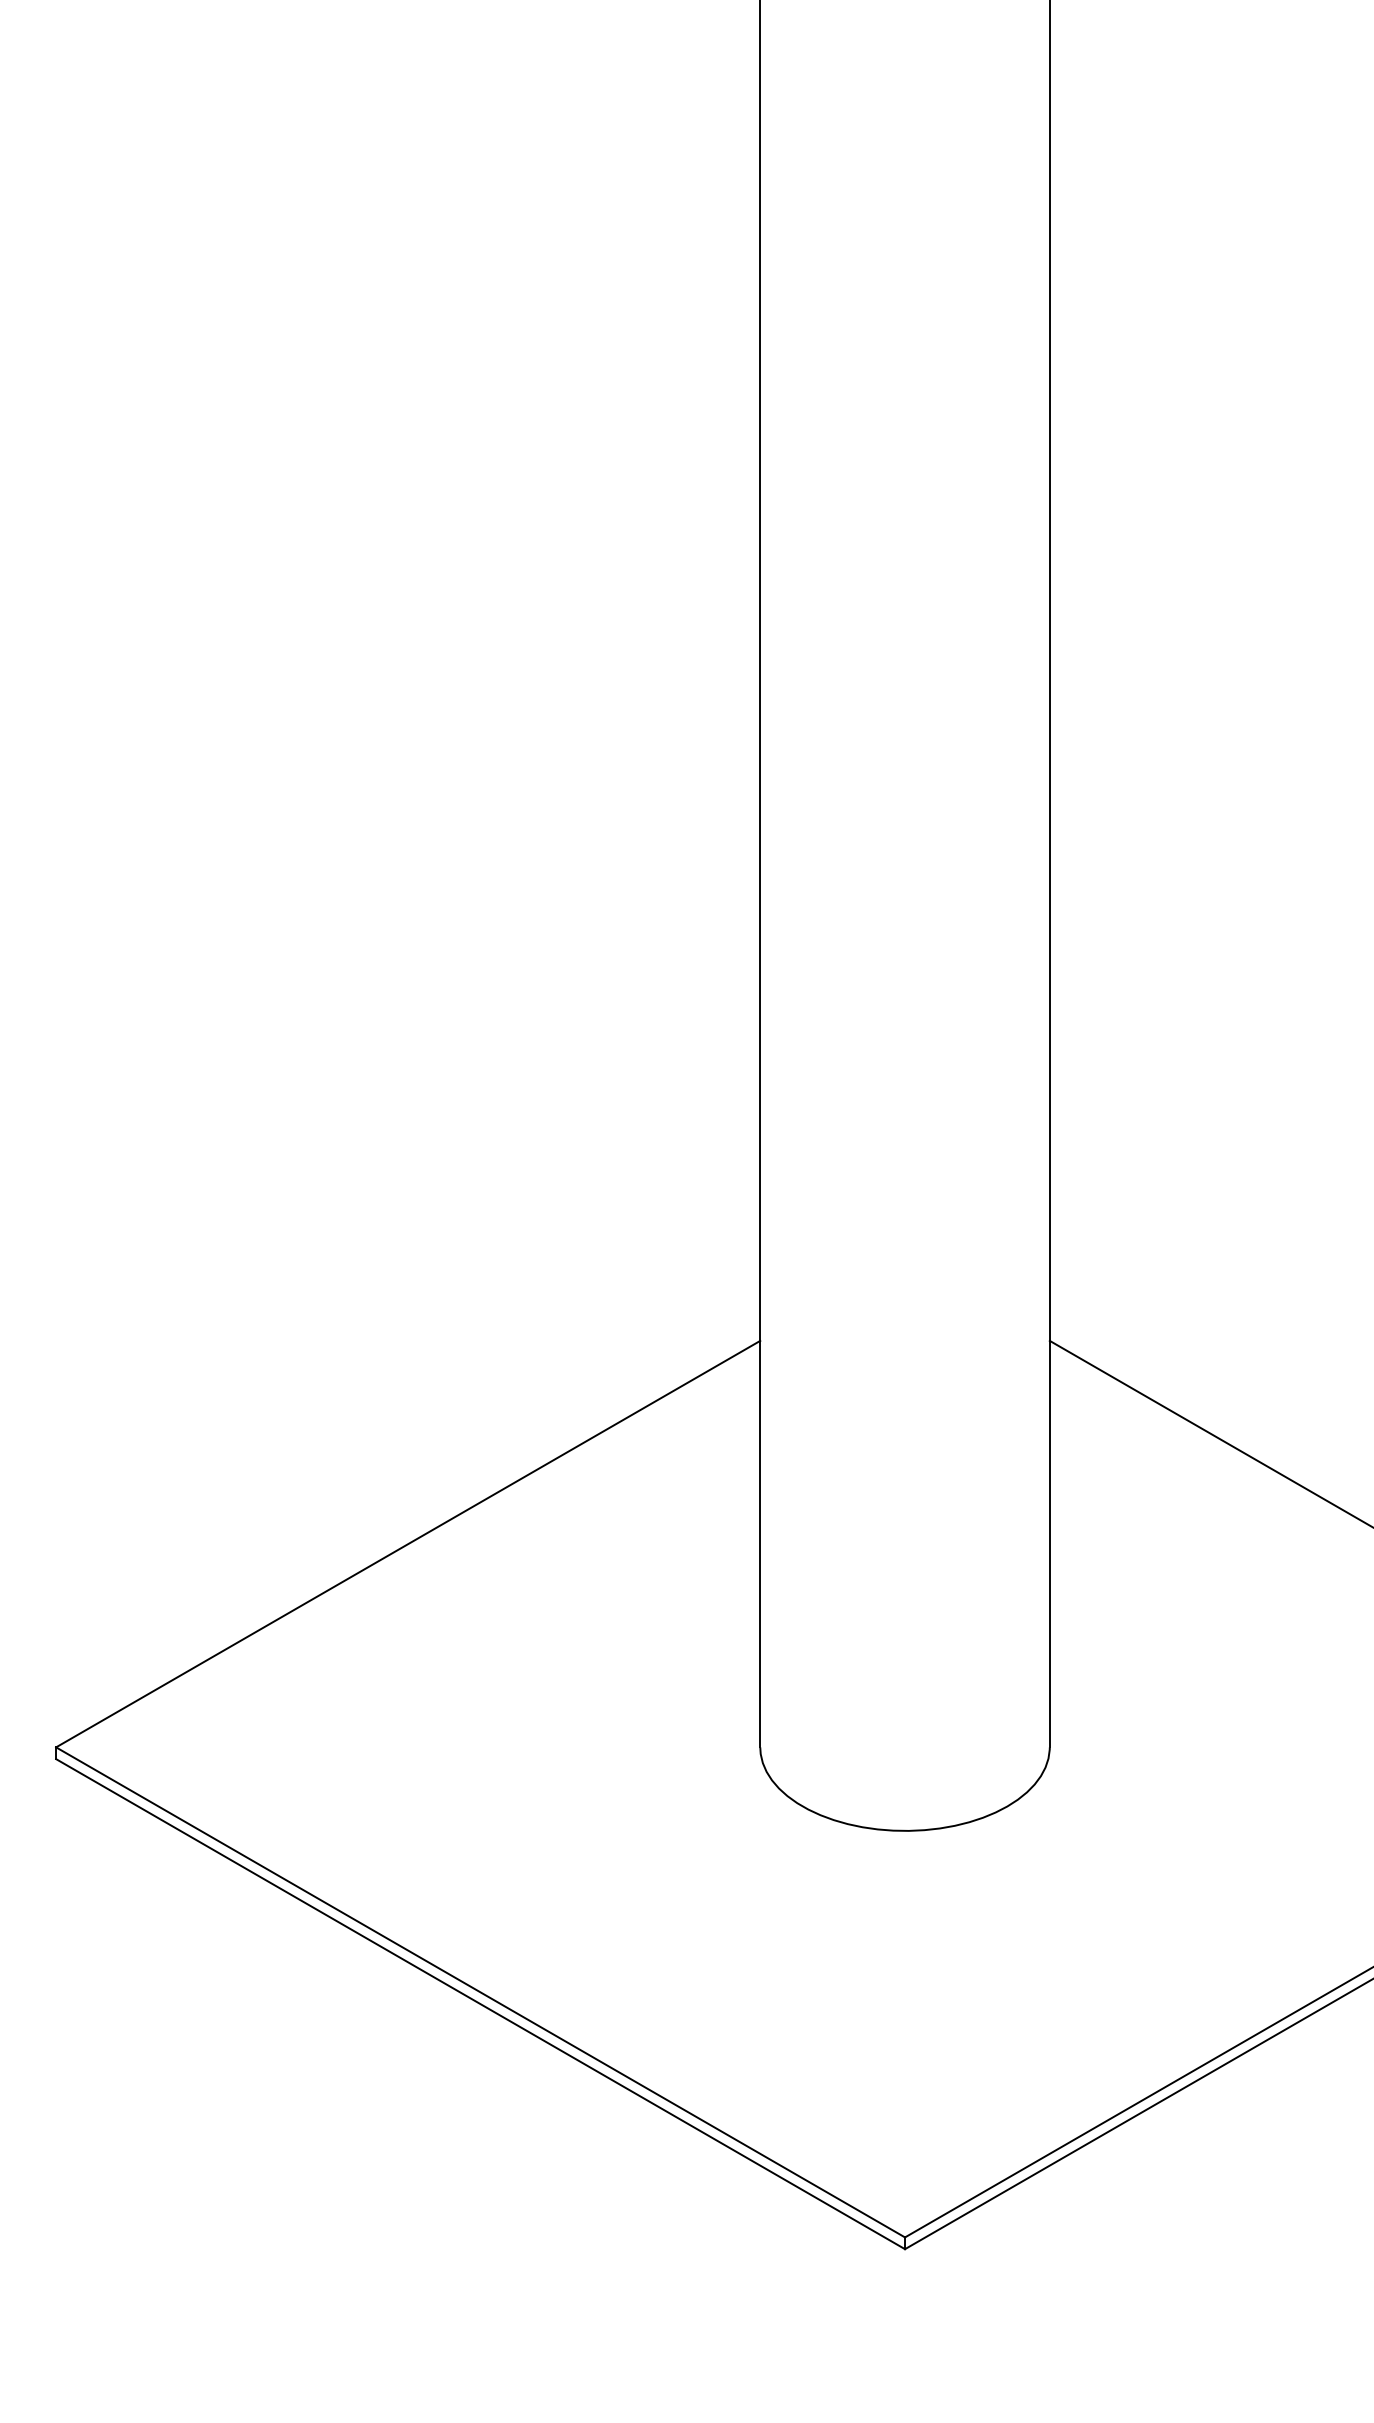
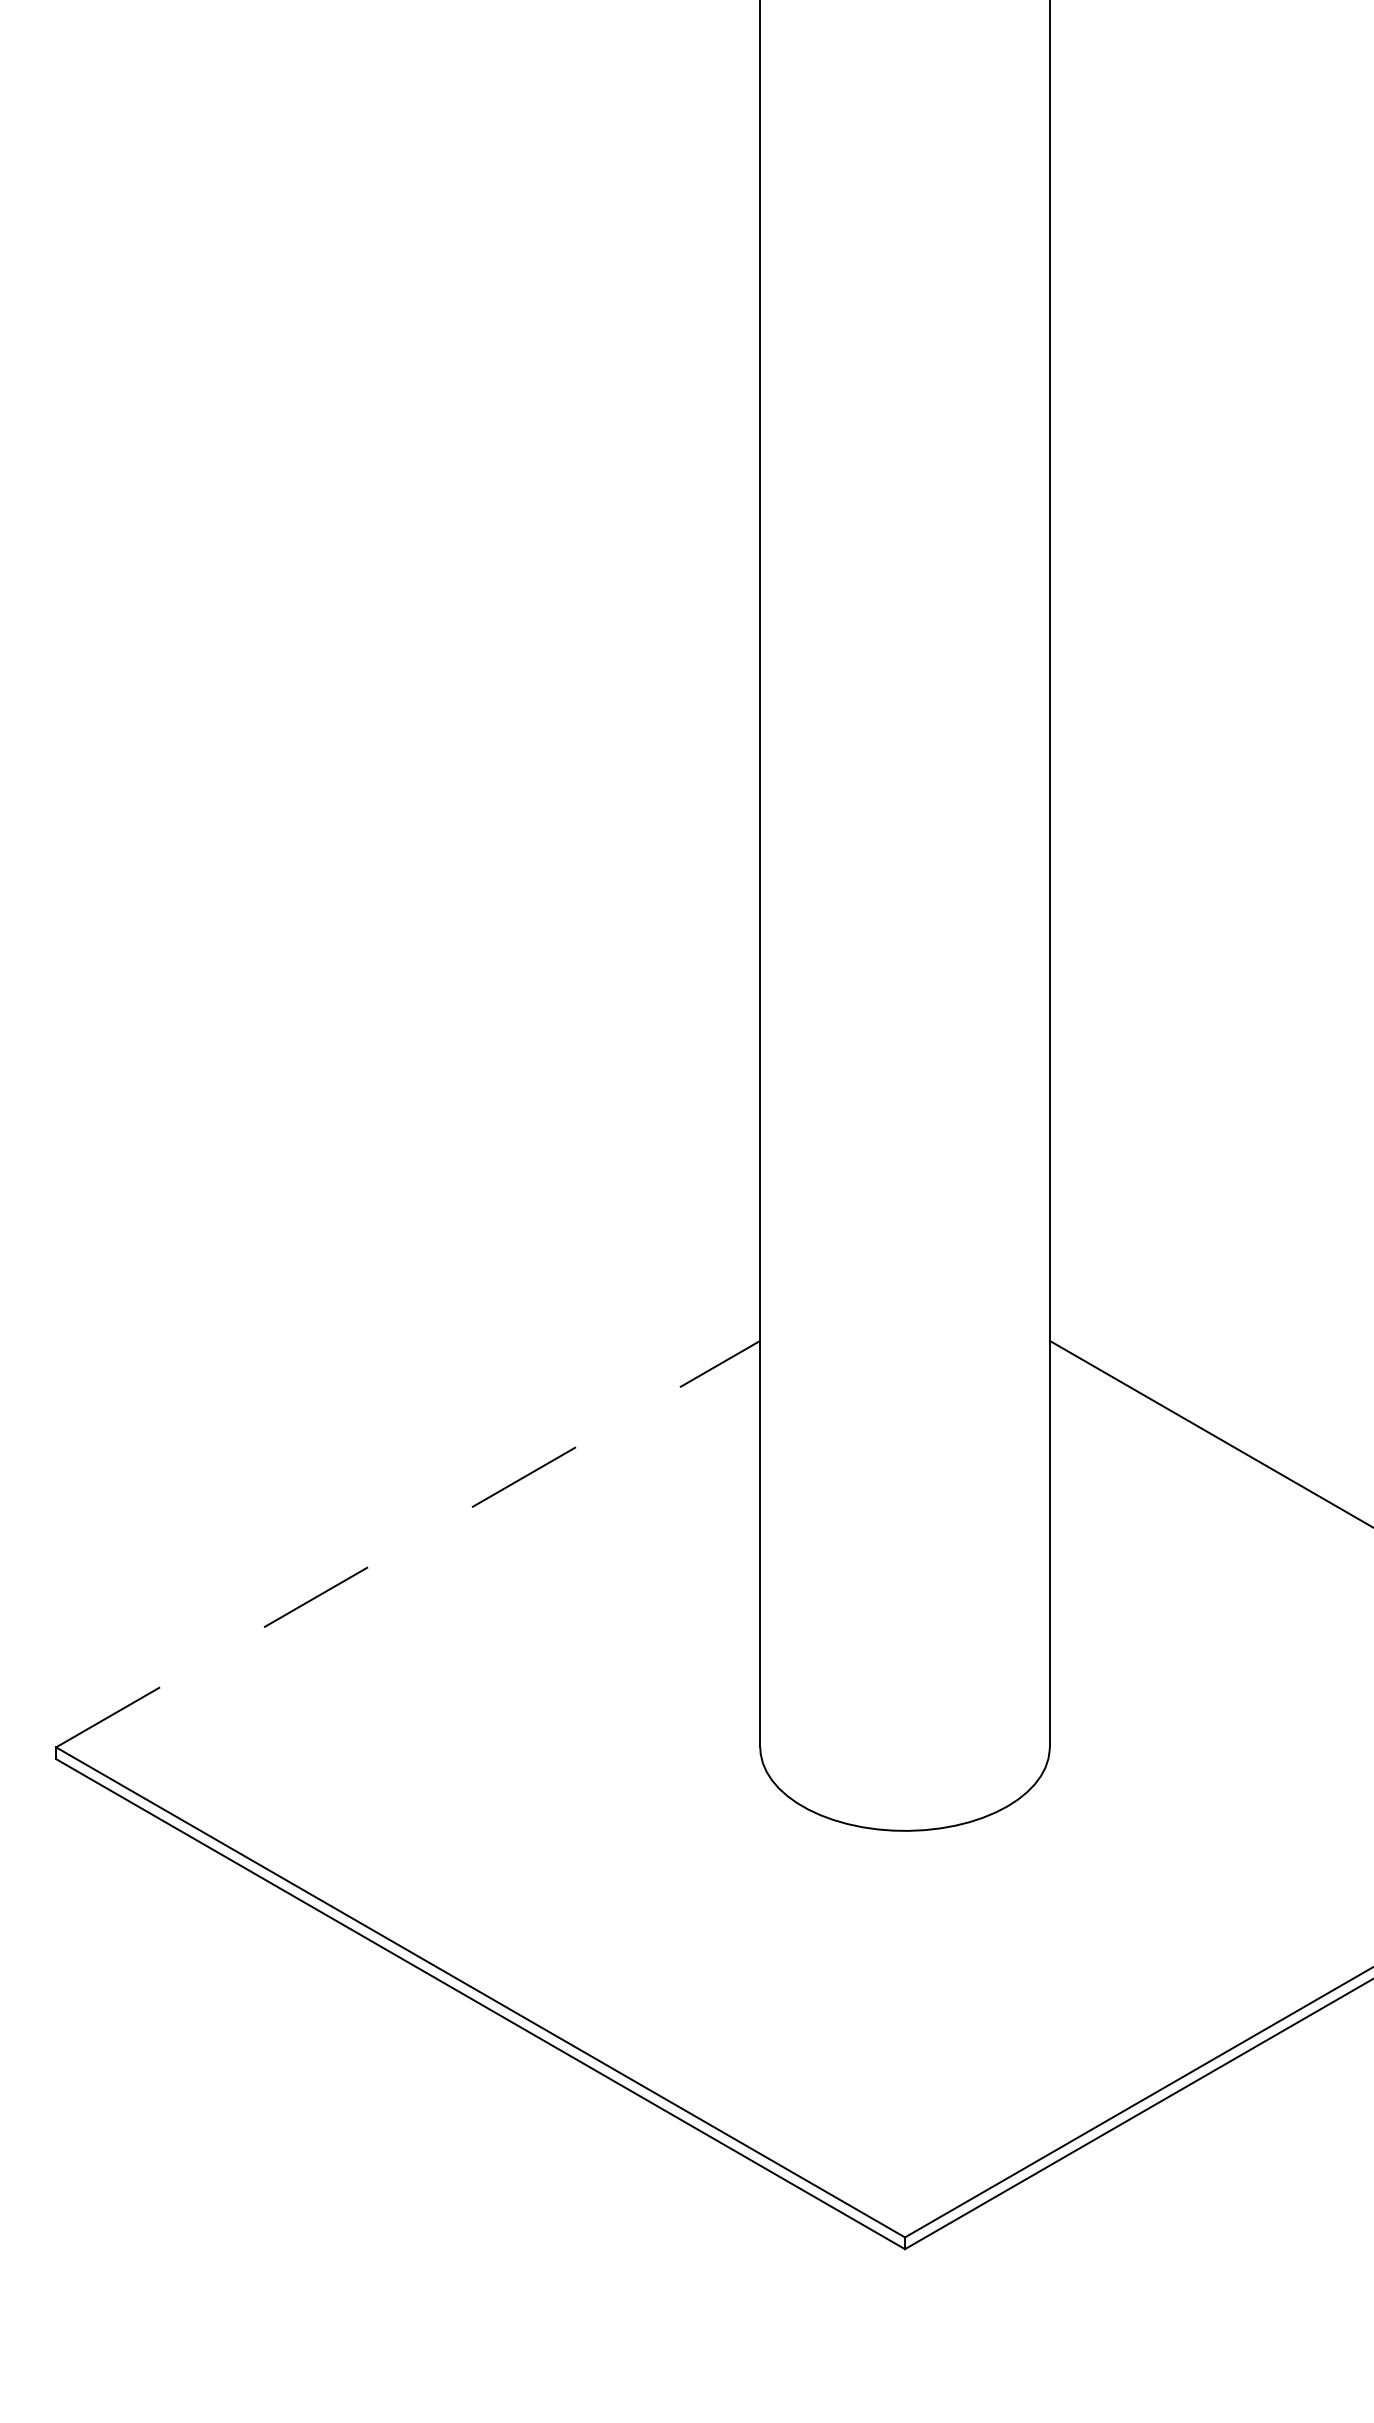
line: solid -> dashed (408, 1544)
